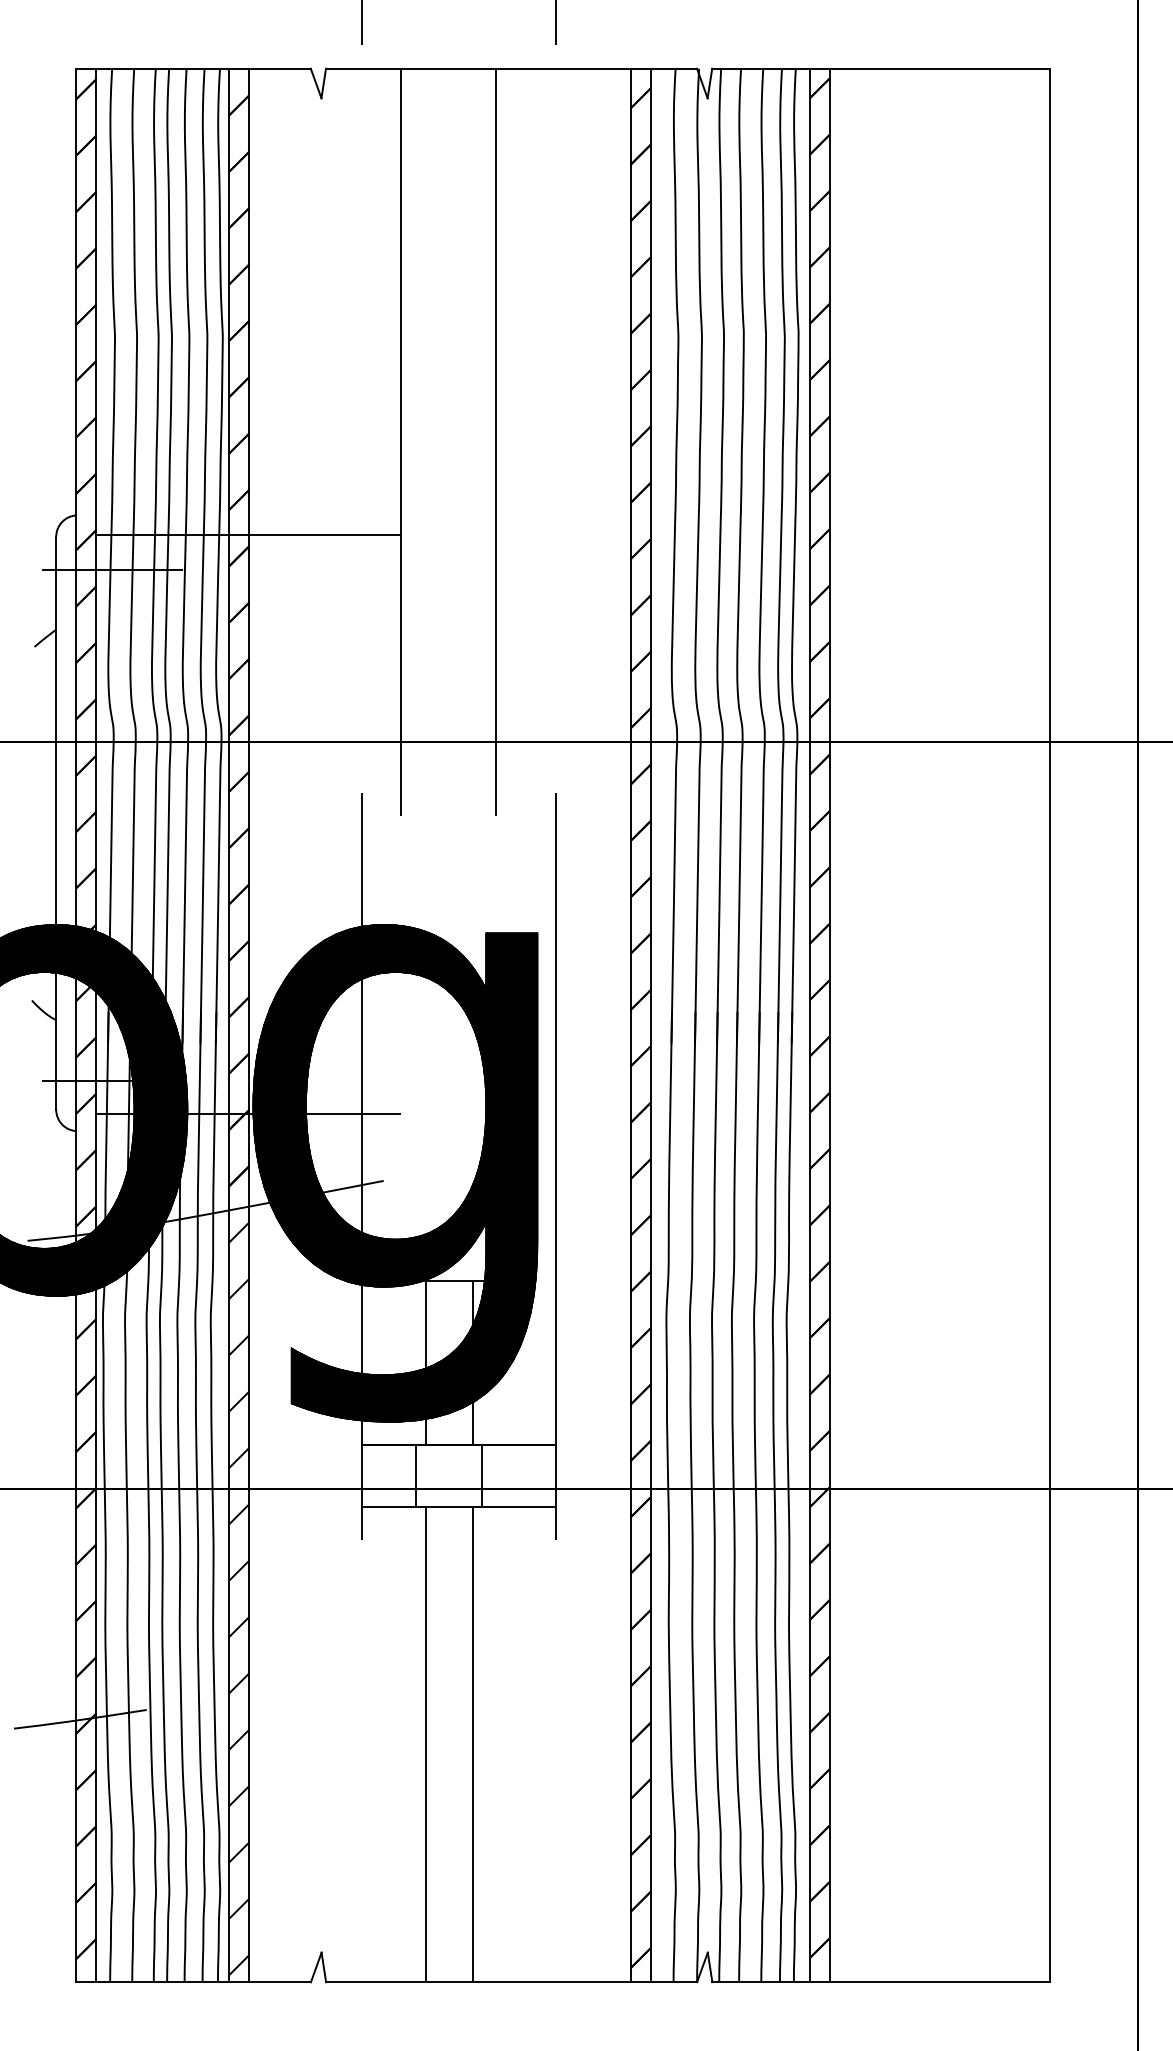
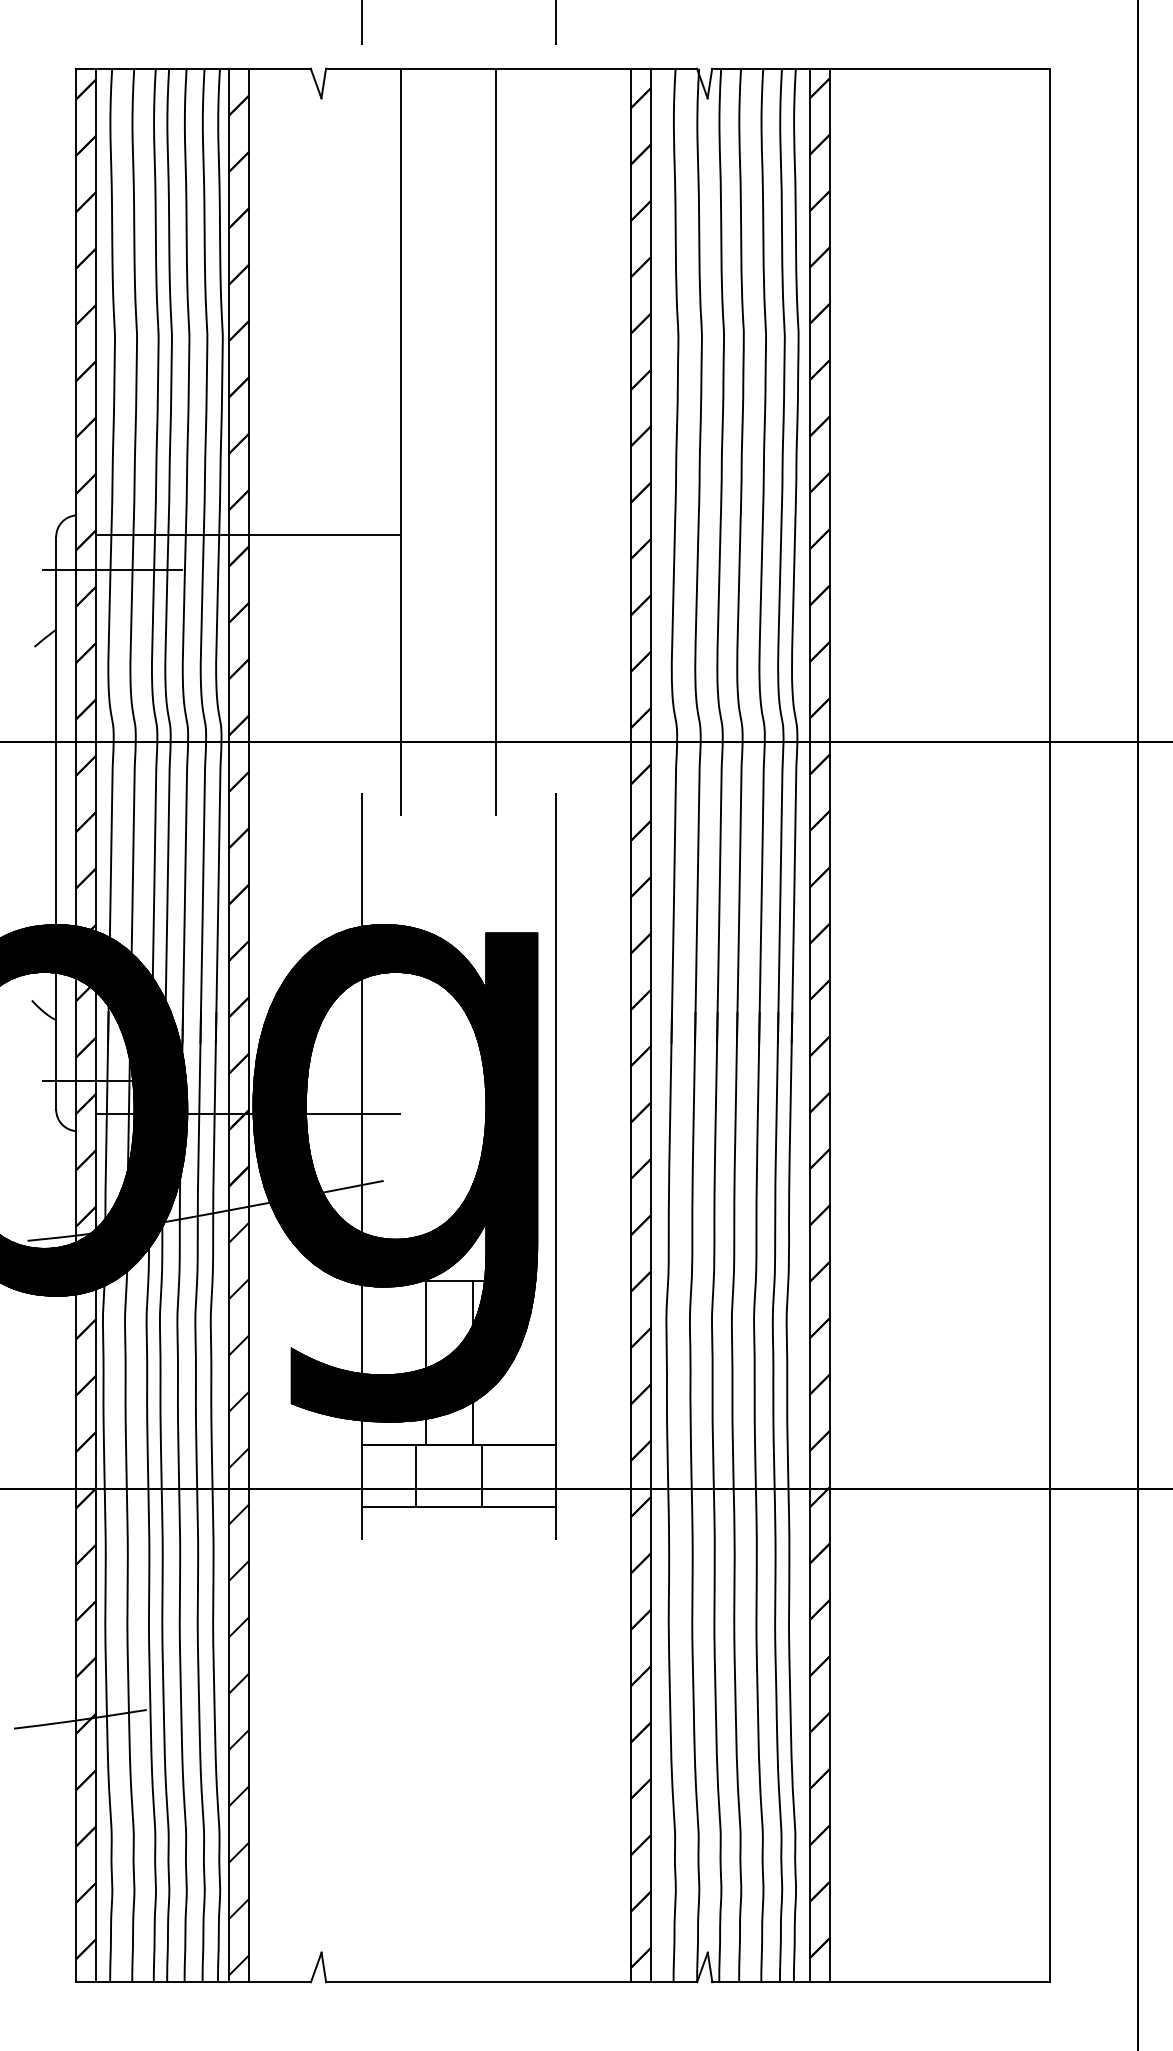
line: present -> none (426, 1744)
line: present -> none (473, 1744)
